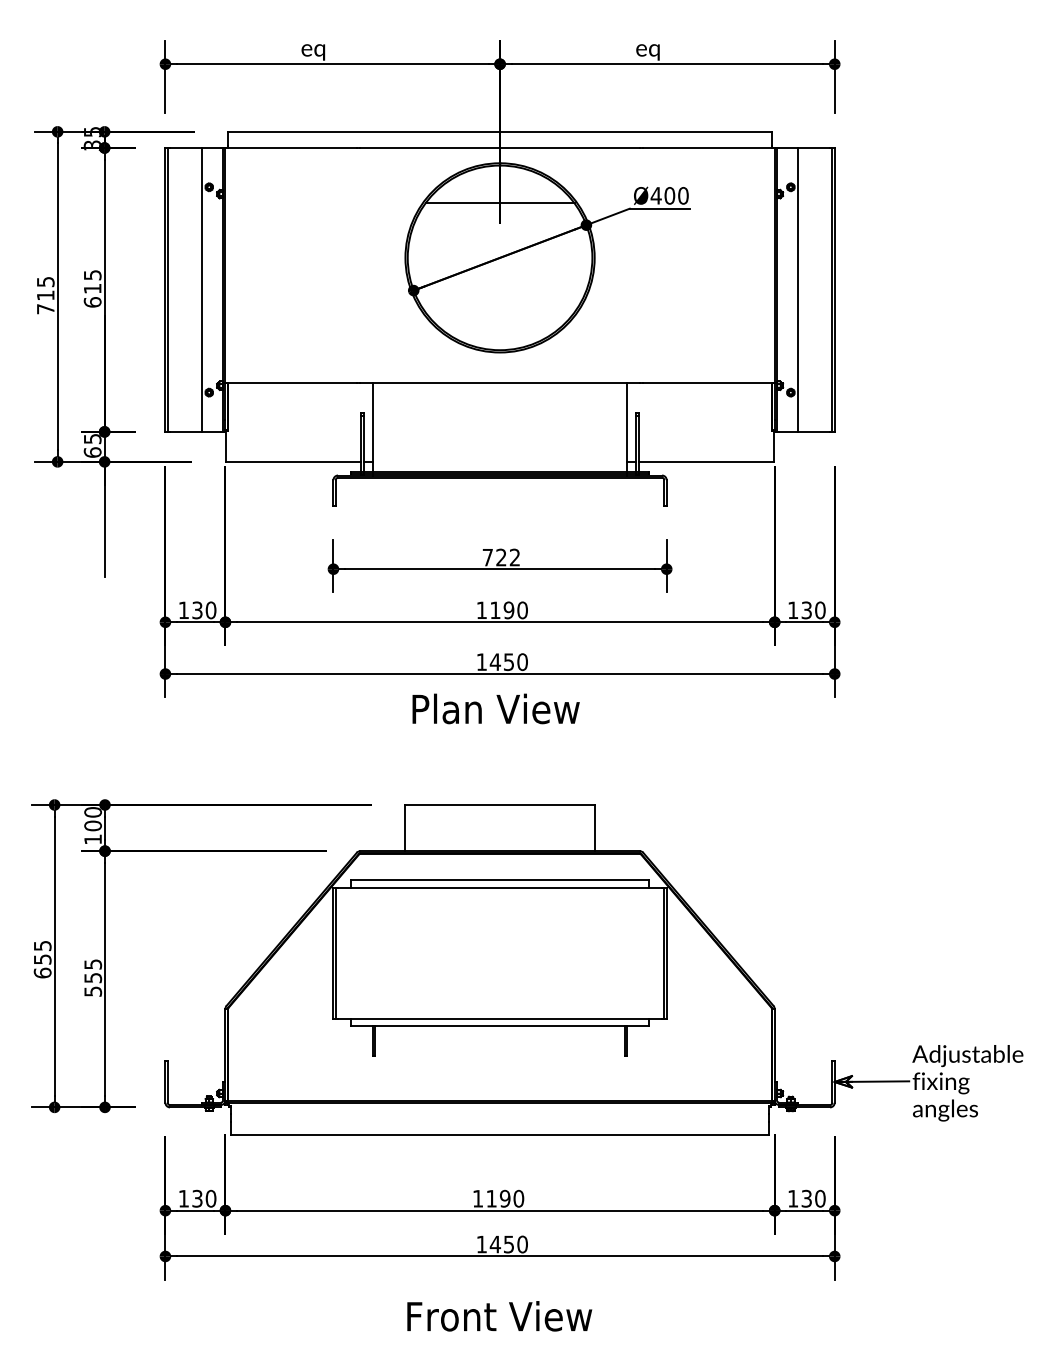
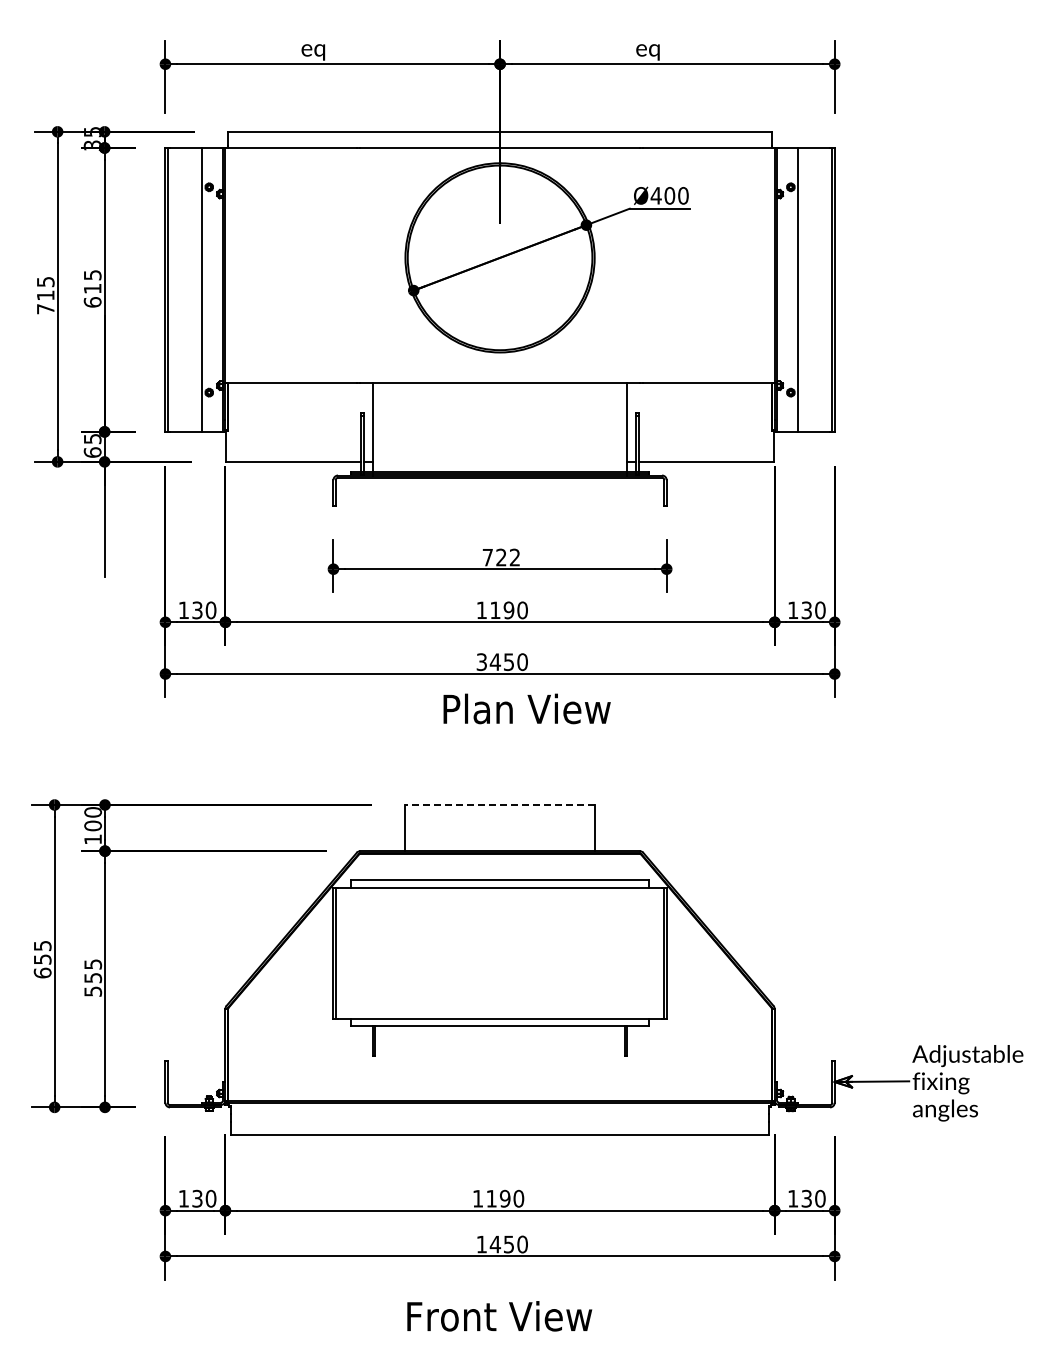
line: present -> none (499, 203)
text: 1450 -> 3450 (481, 662)
text position: (495, 708) -> (526, 708) (526, 708)
line: solid -> dashed (500, 805)
